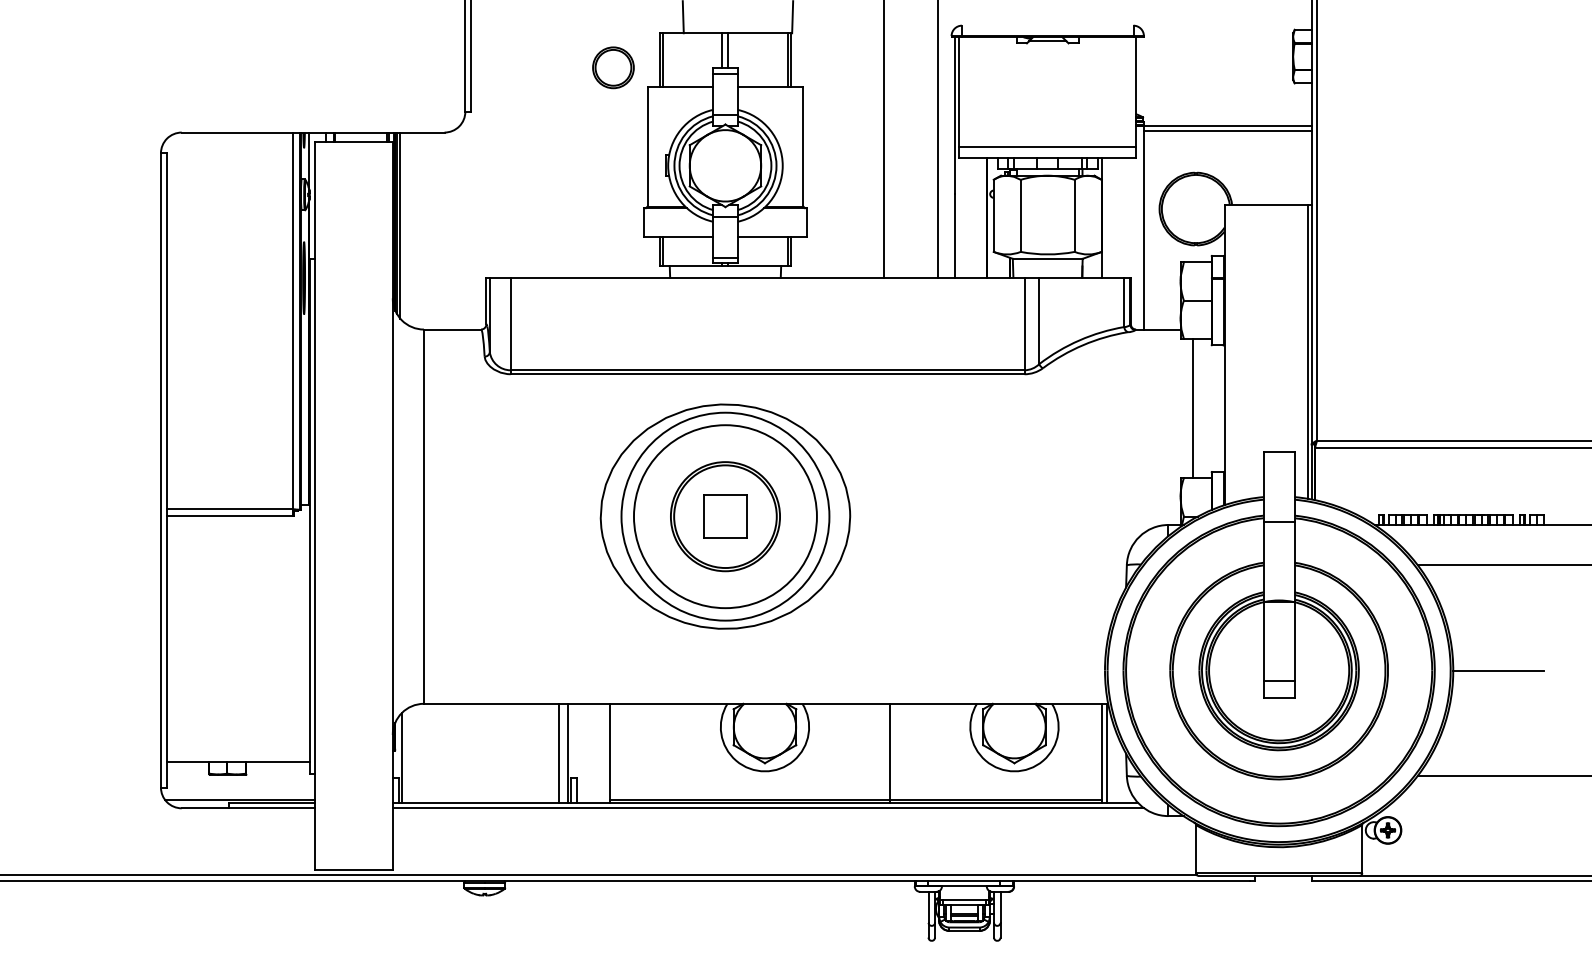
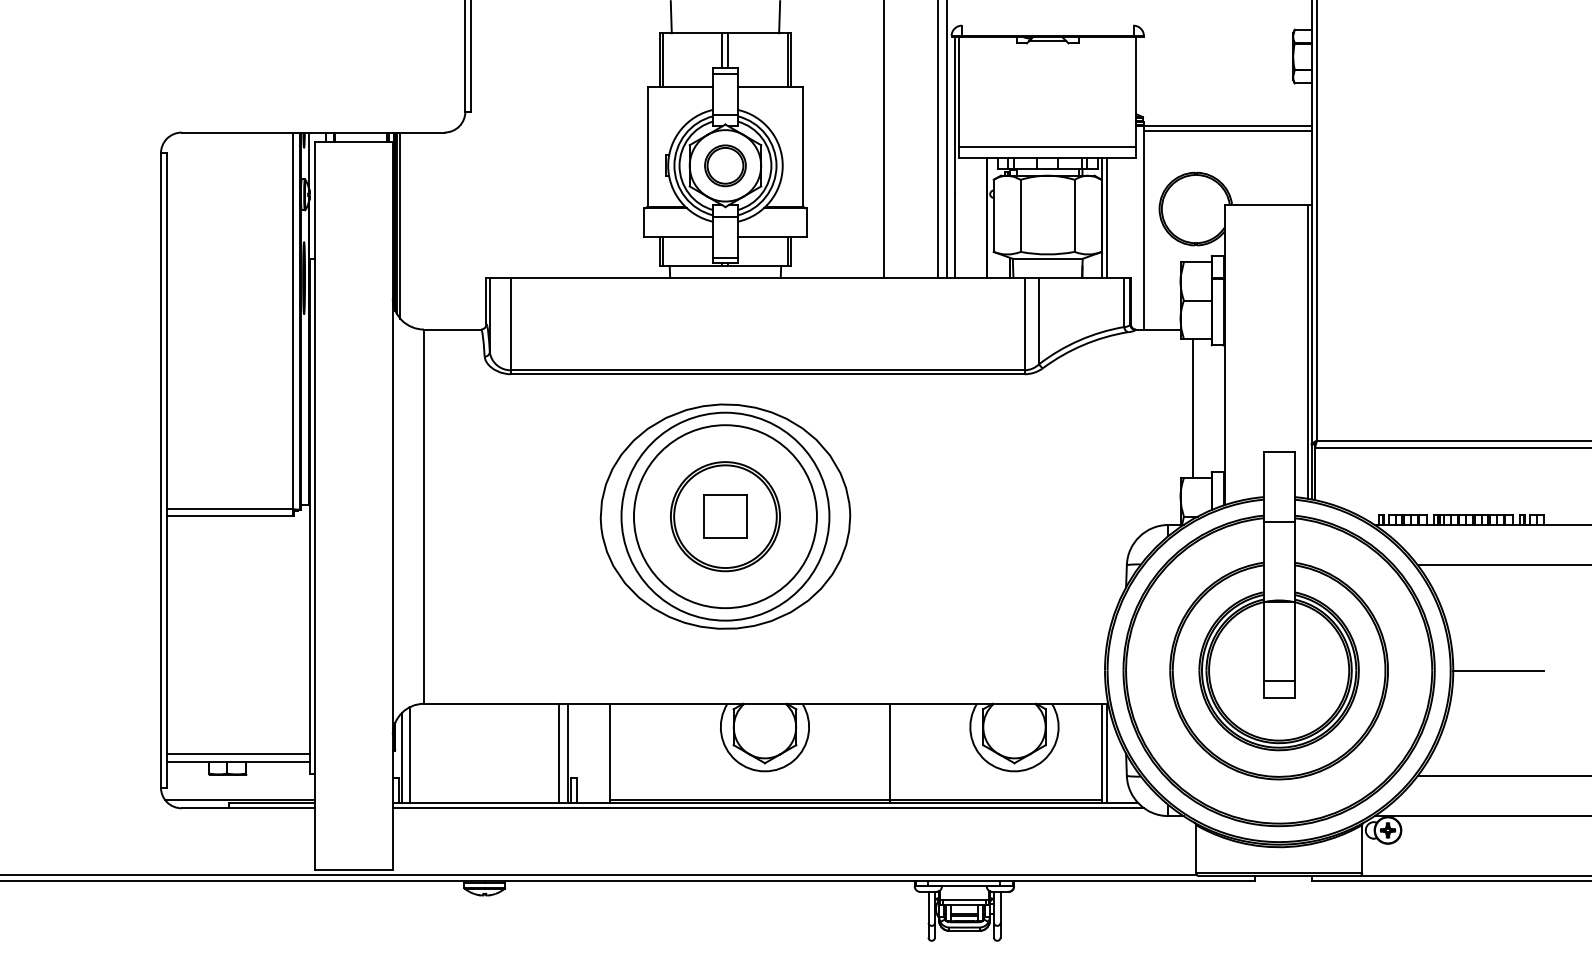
line position: (682, 17) -> (670, 17) (670, 17)
line position: (792, 17) -> (779, 17) (779, 17)
part position: (613, 67) -> (725, 165) (725, 165)
line: none -> present (946, 139)
line: none -> present (1107, 217)
line: none -> present (237, 753)
line: none -> present (410, 754)
line: none -> present (1481, 816)
